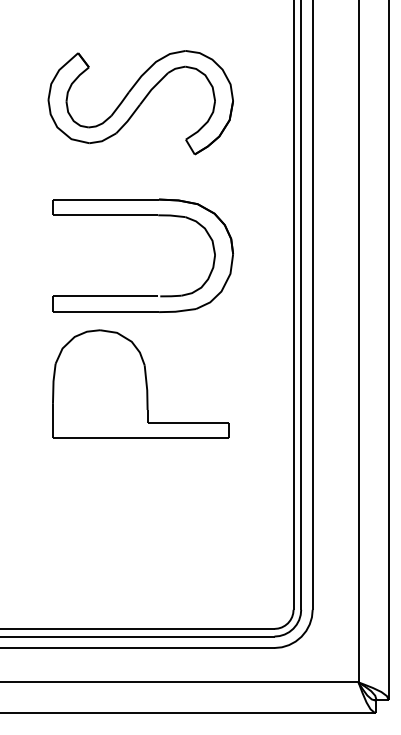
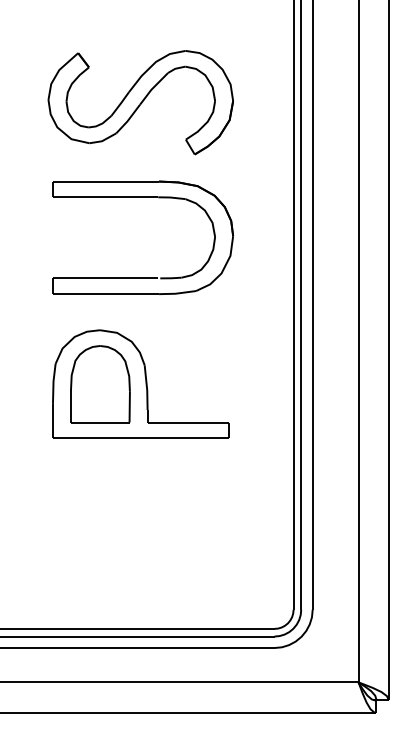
part position: (142, 215) -> (142, 197) (142, 197)
part: none -> present (100, 384)
